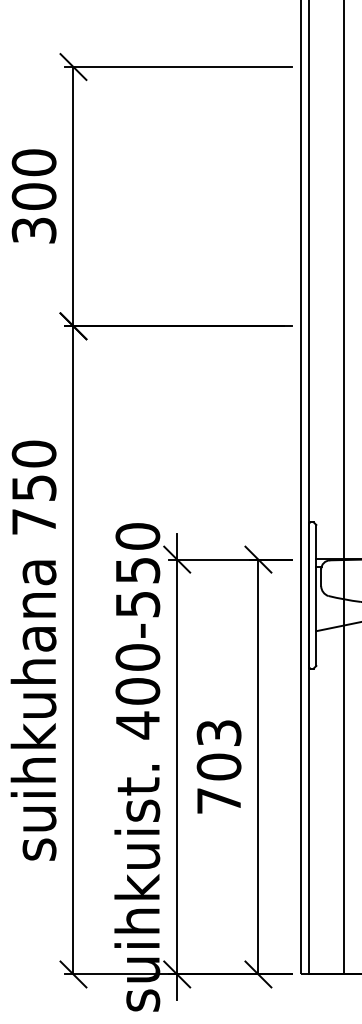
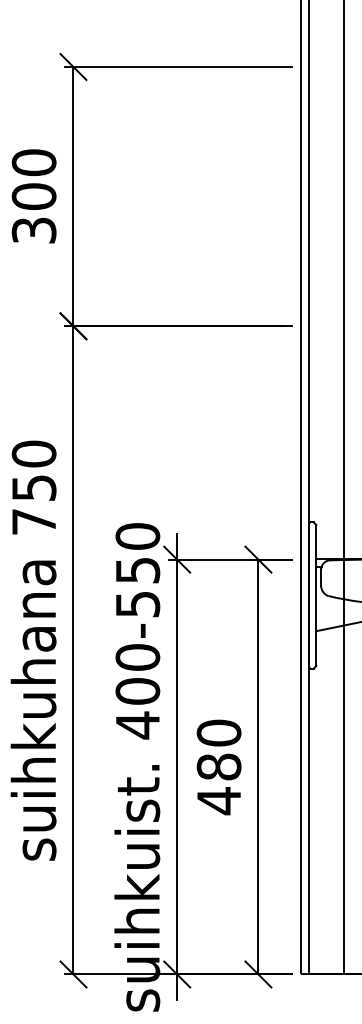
text: 703 -> 480 (218, 767)
